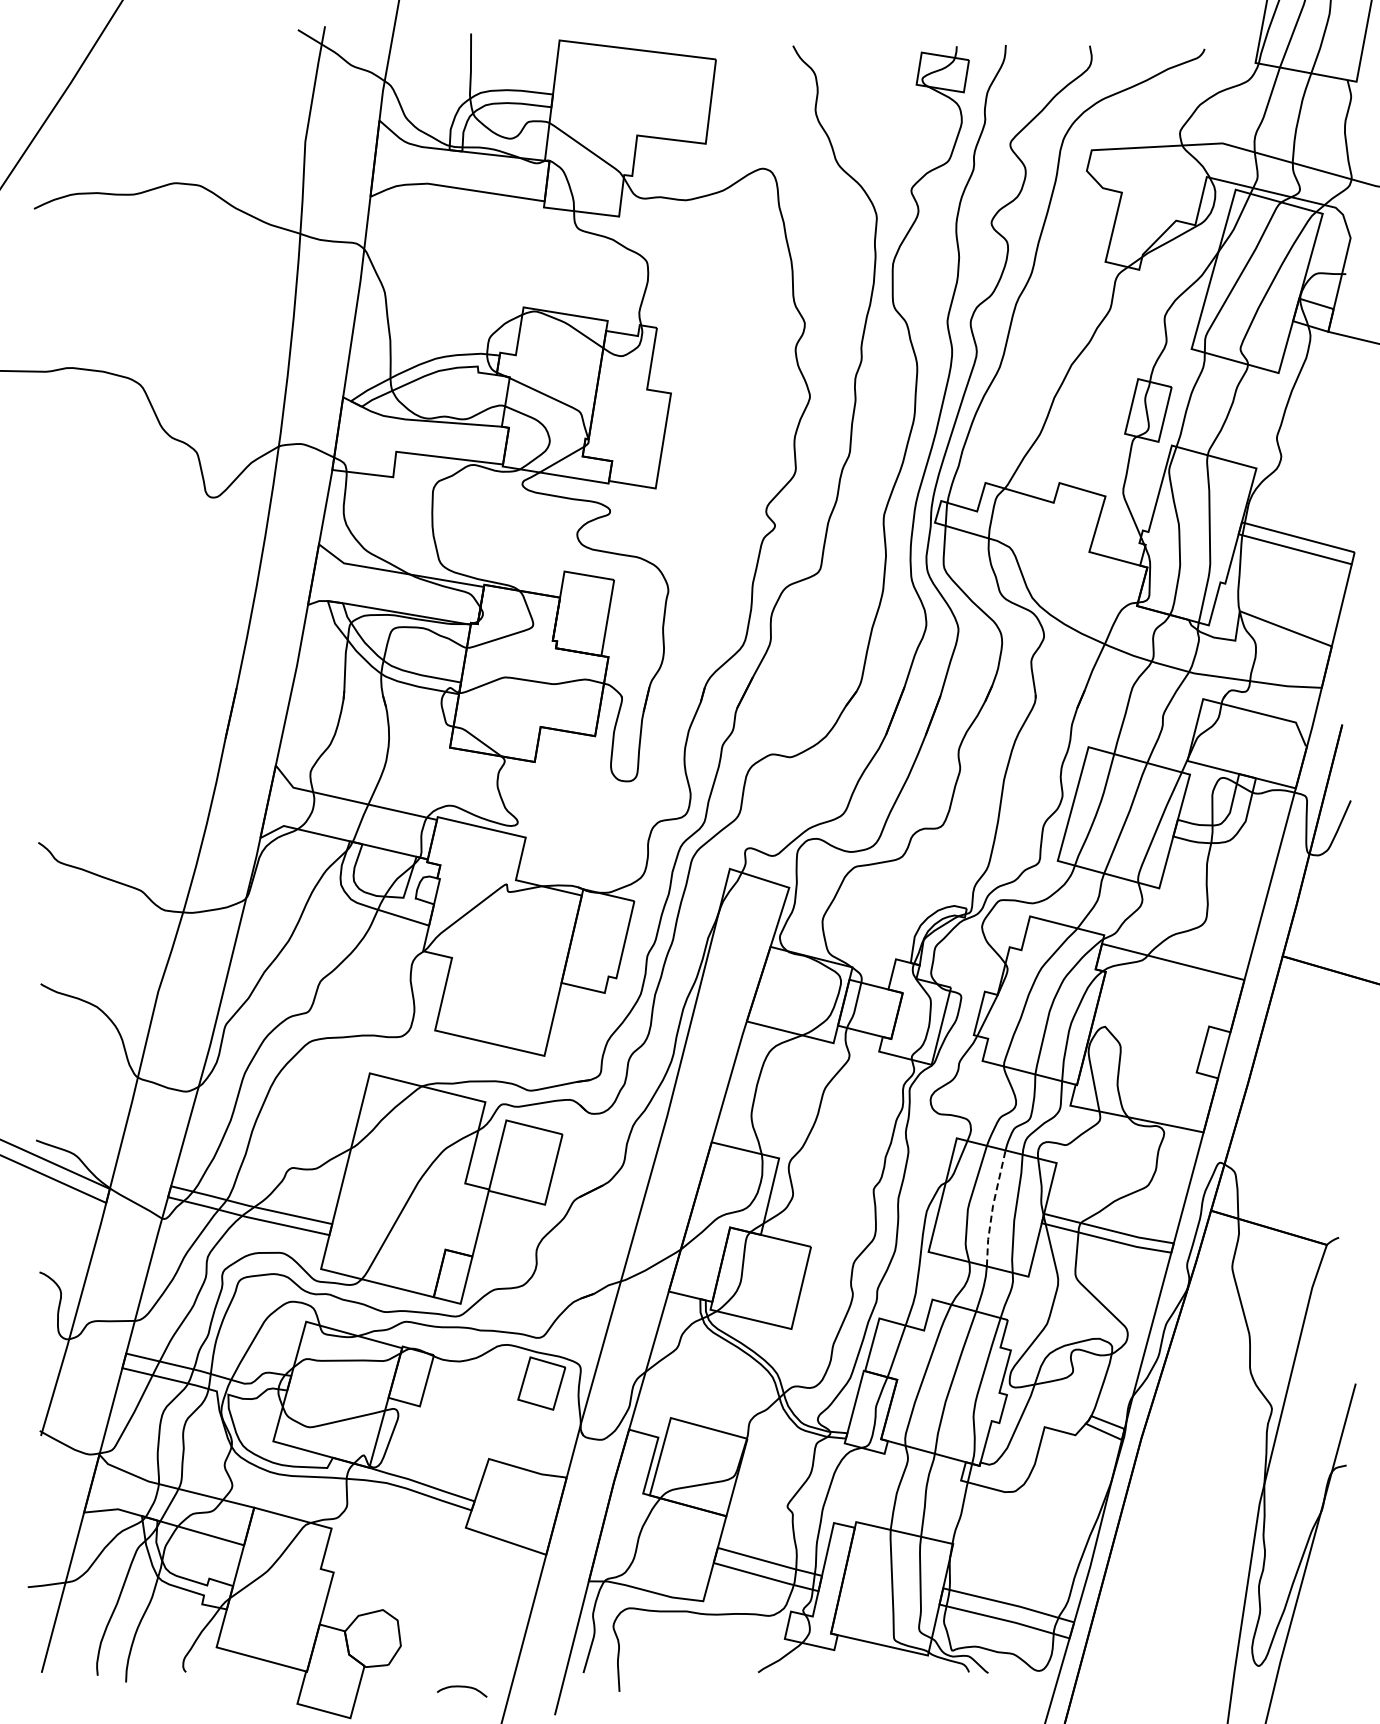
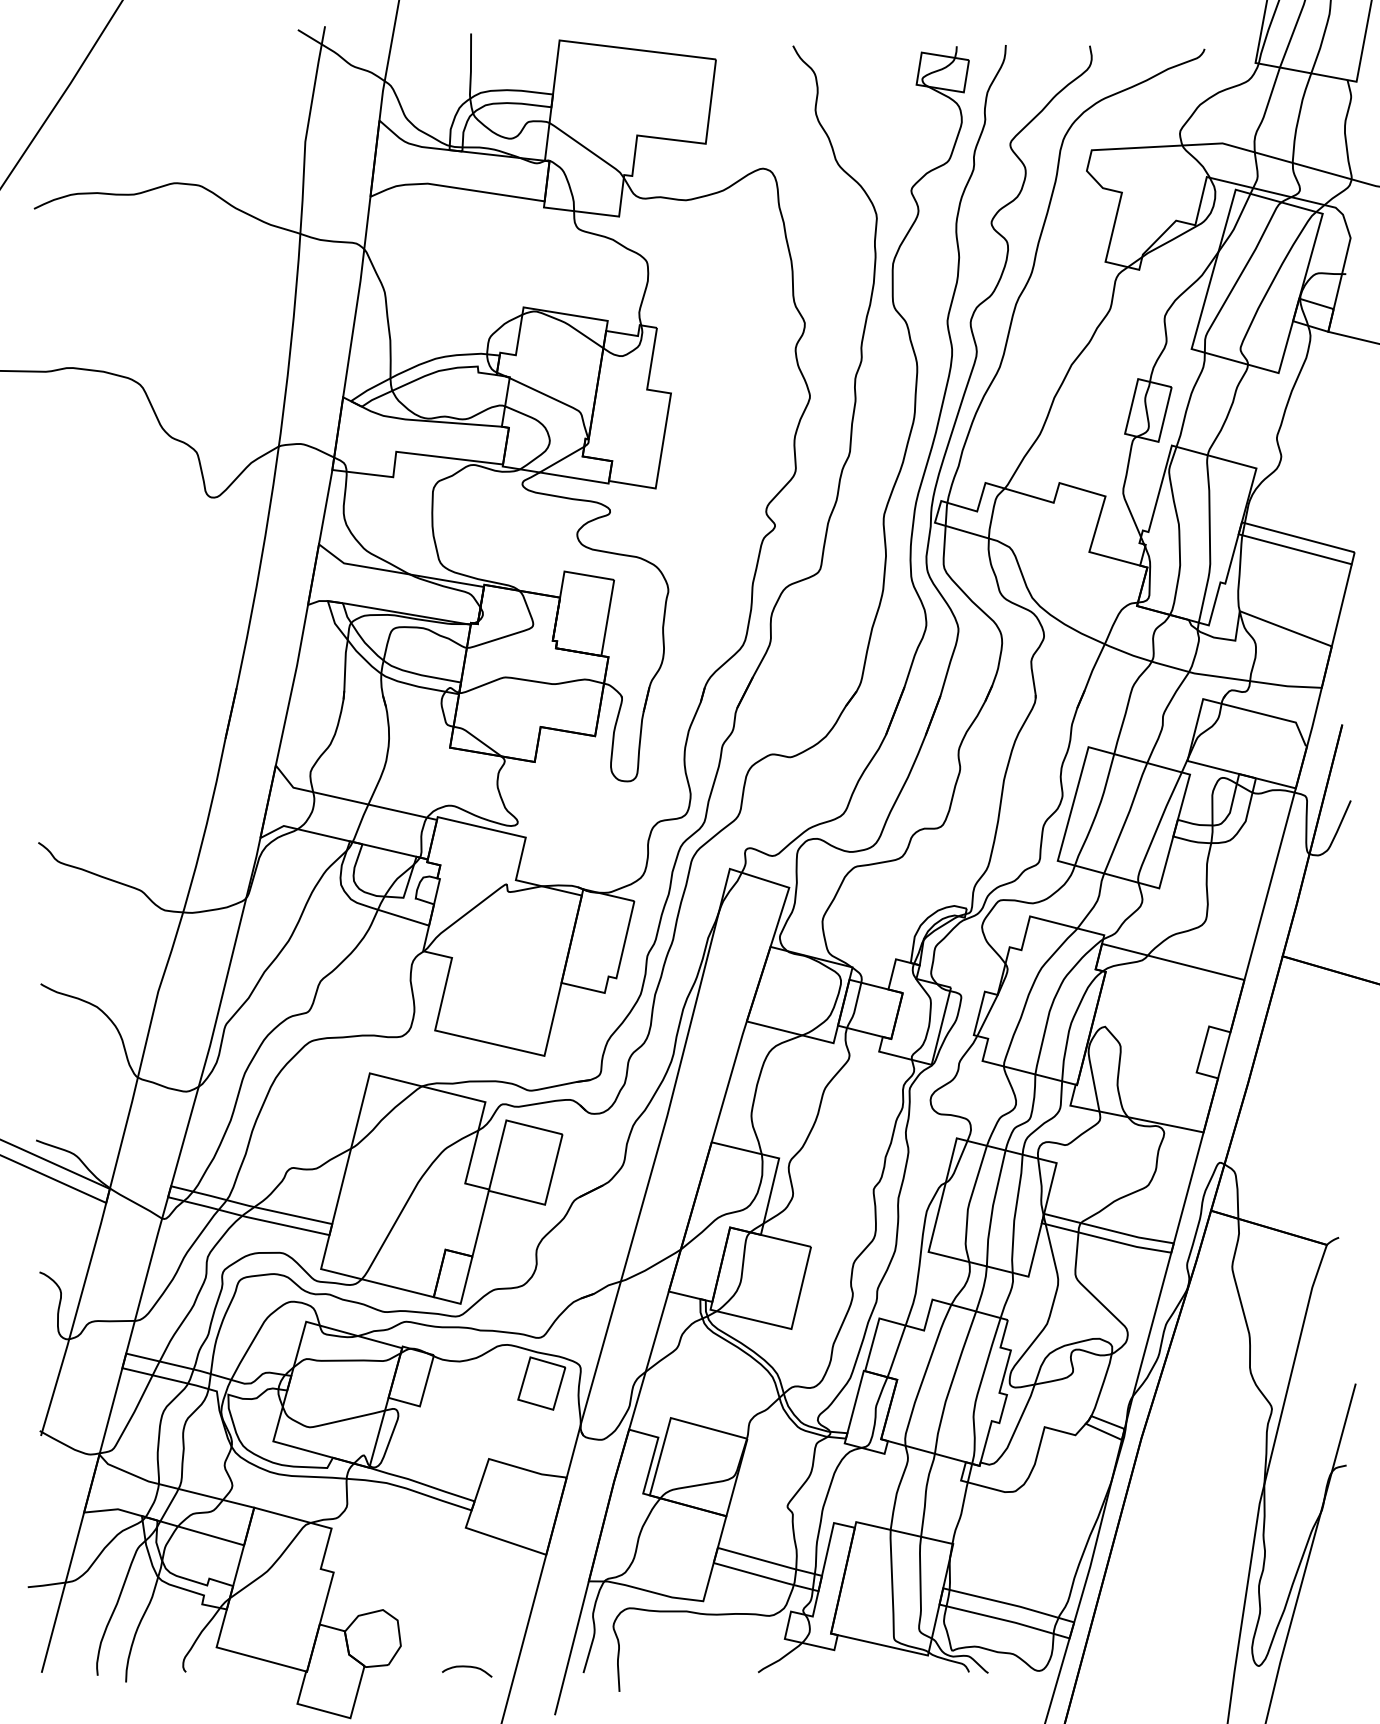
line: dashed -> solid (992, 1207)
curve position: (462, 1687) -> (467, 1667) (467, 1667)
